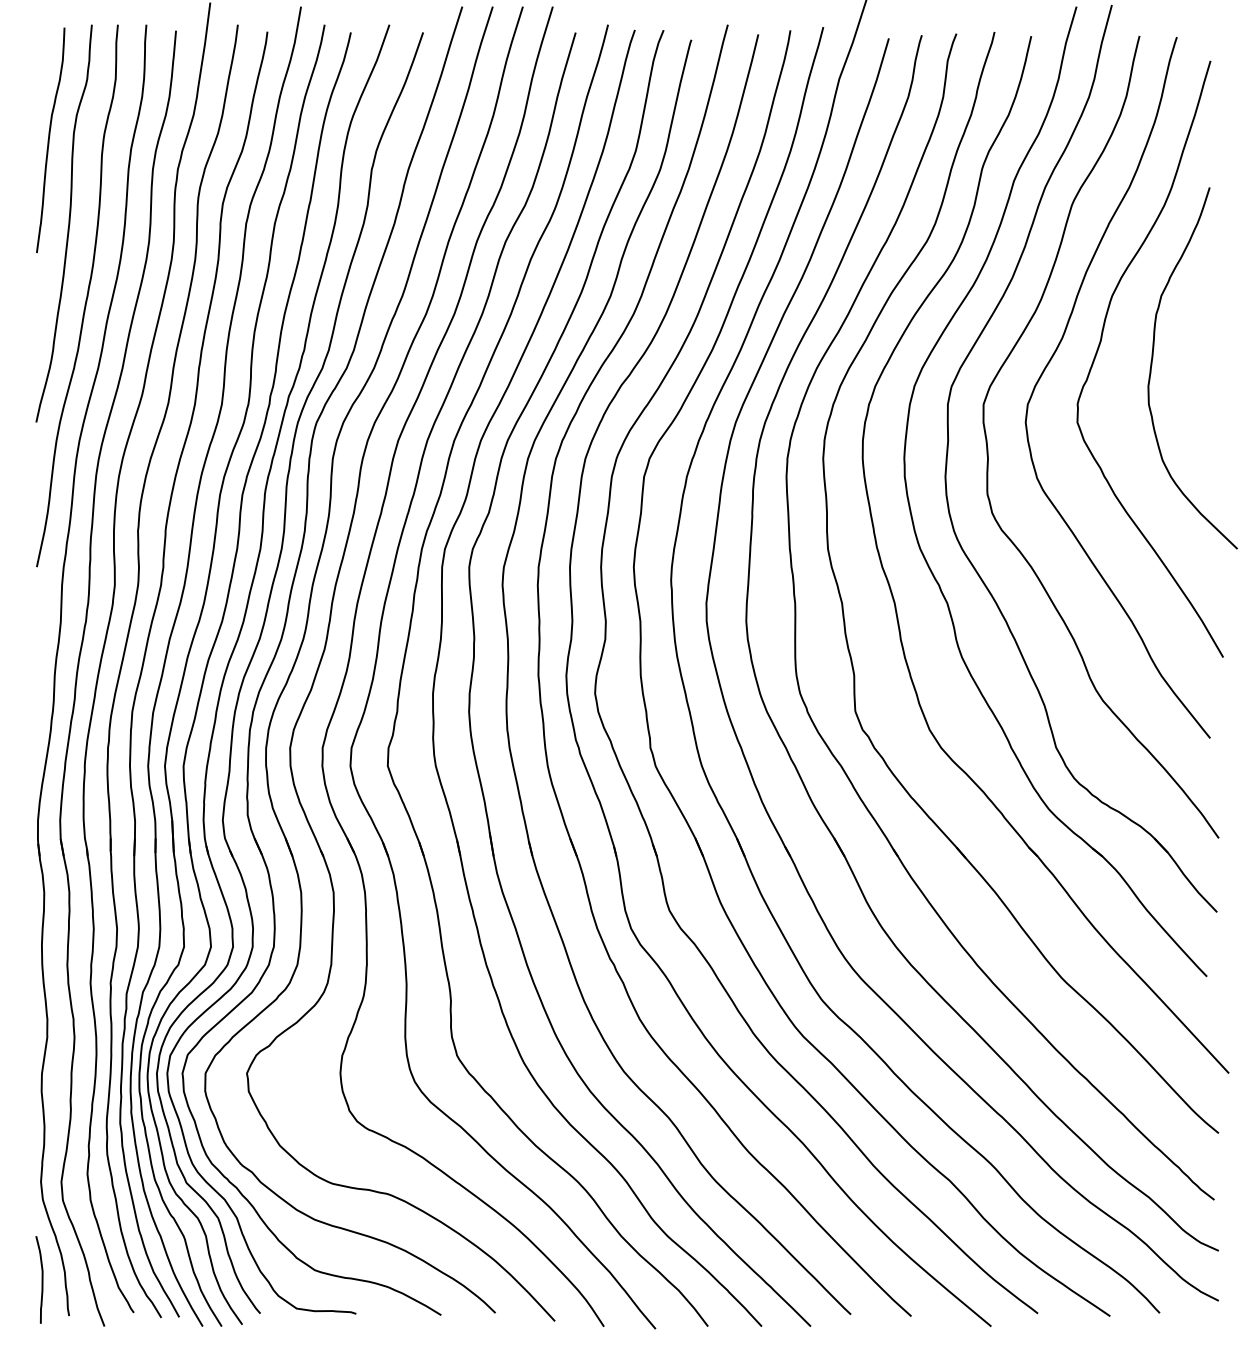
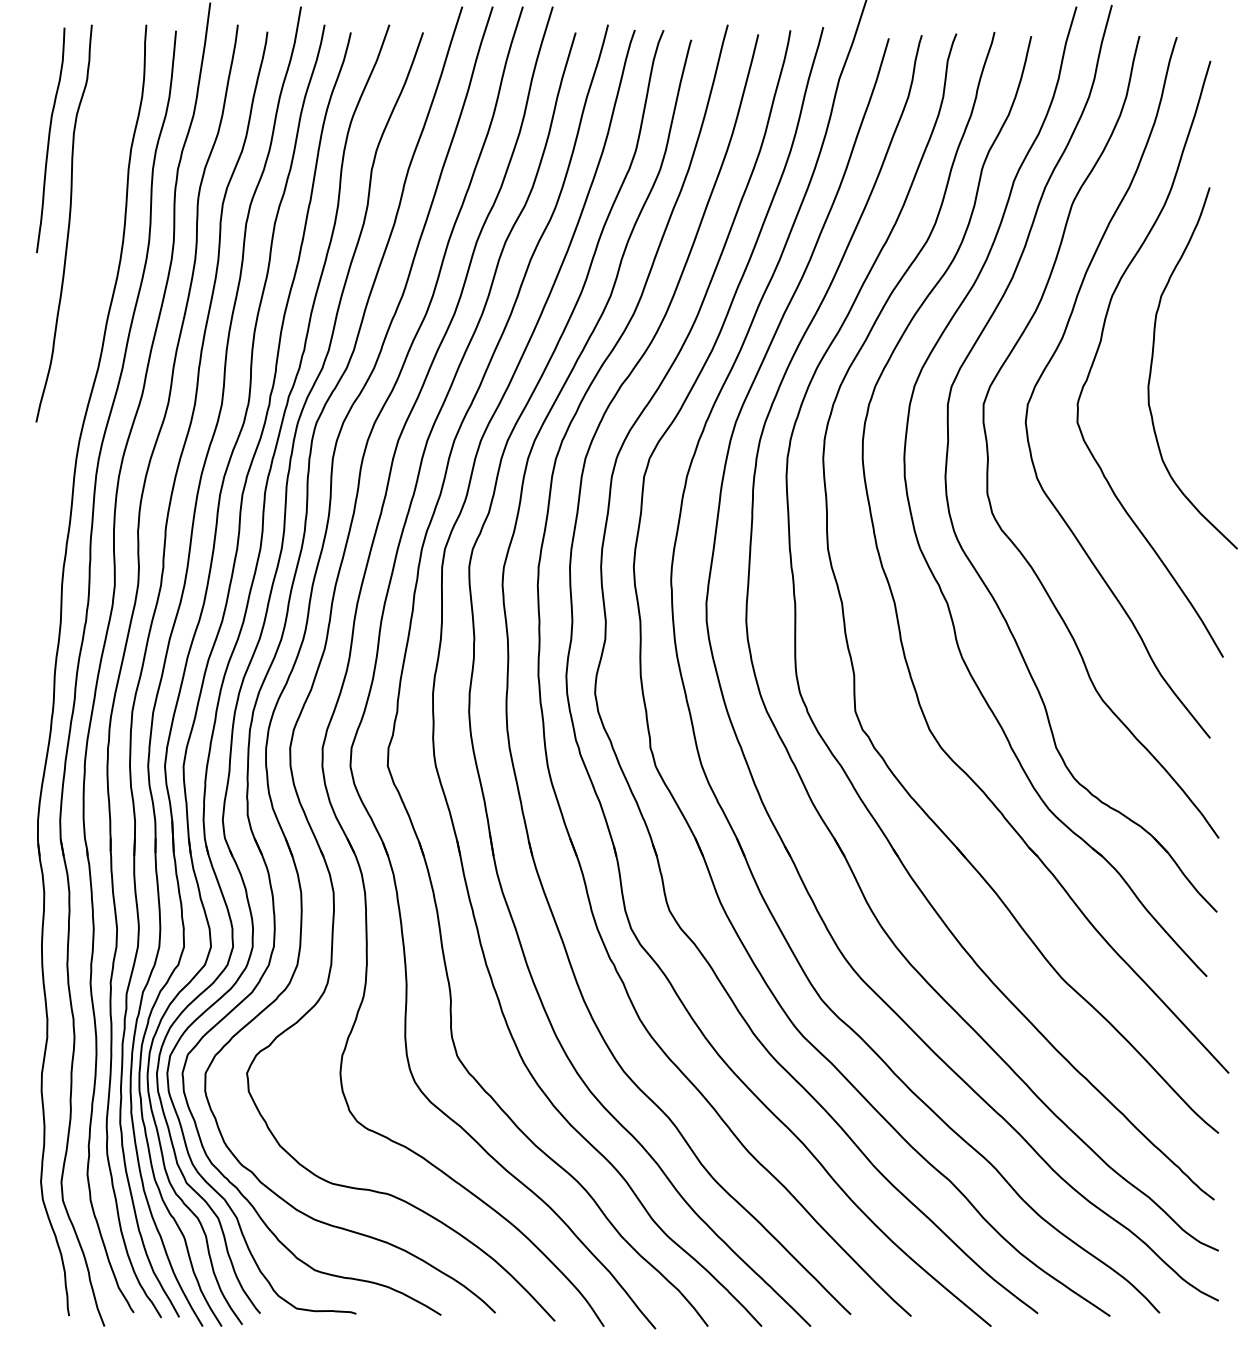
curve: present -> none (85, 299)
curve: present -> none (41, 1279)
